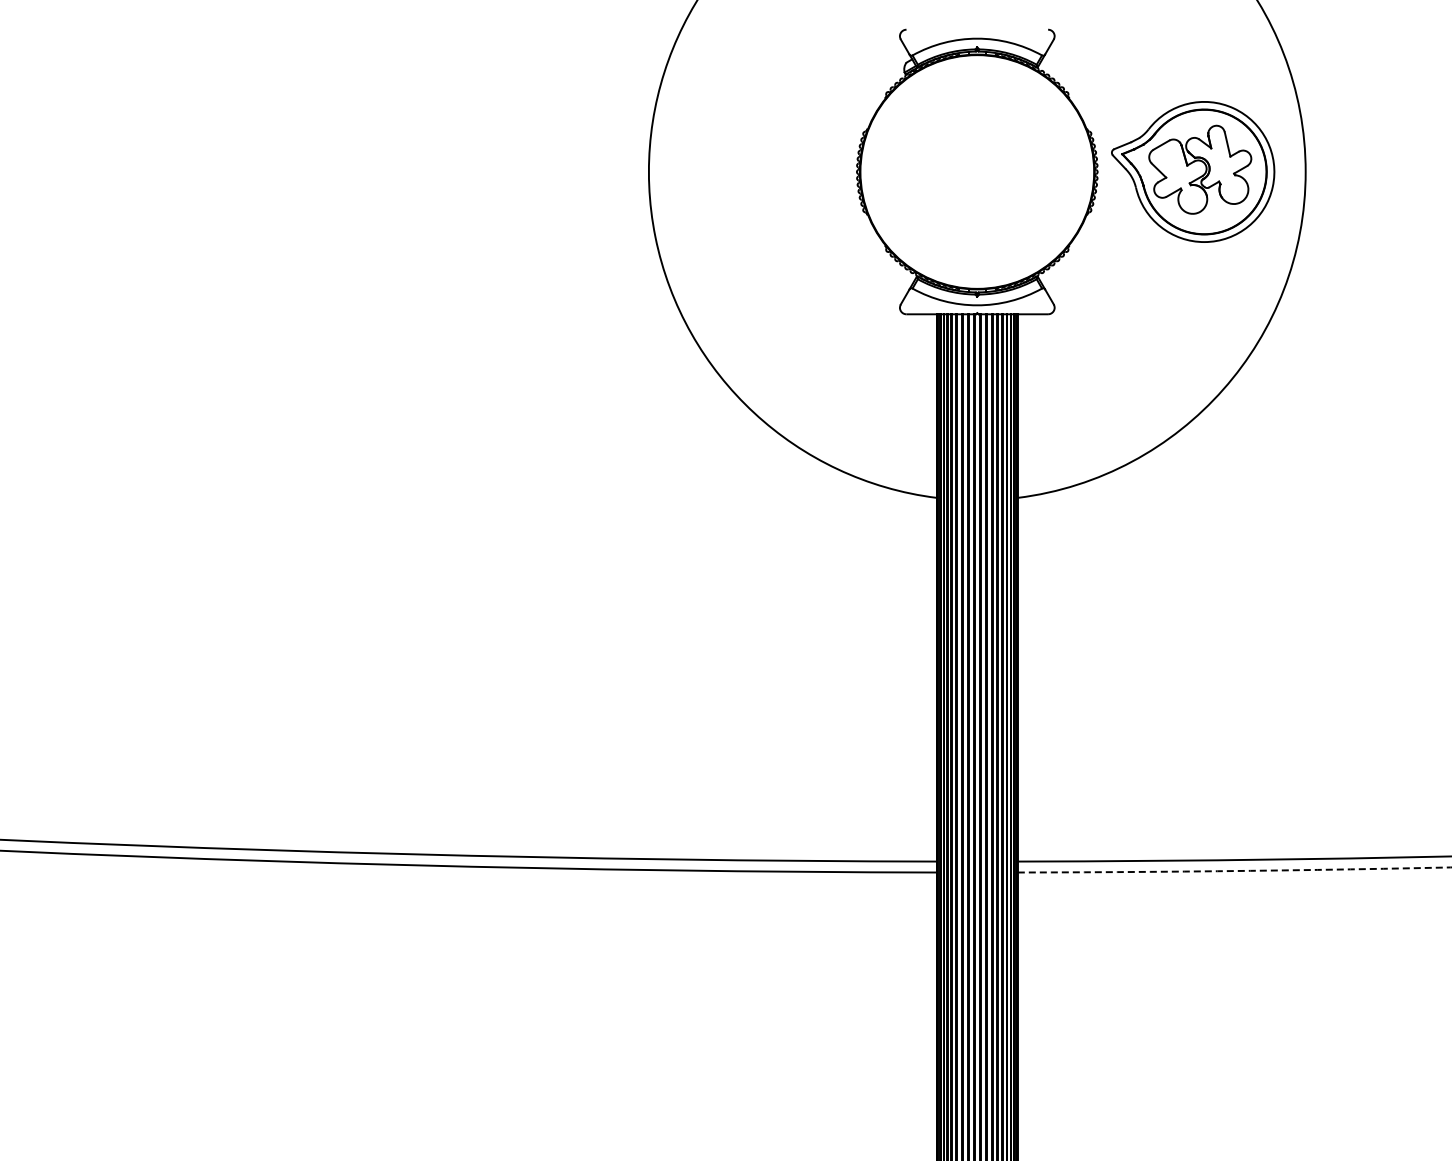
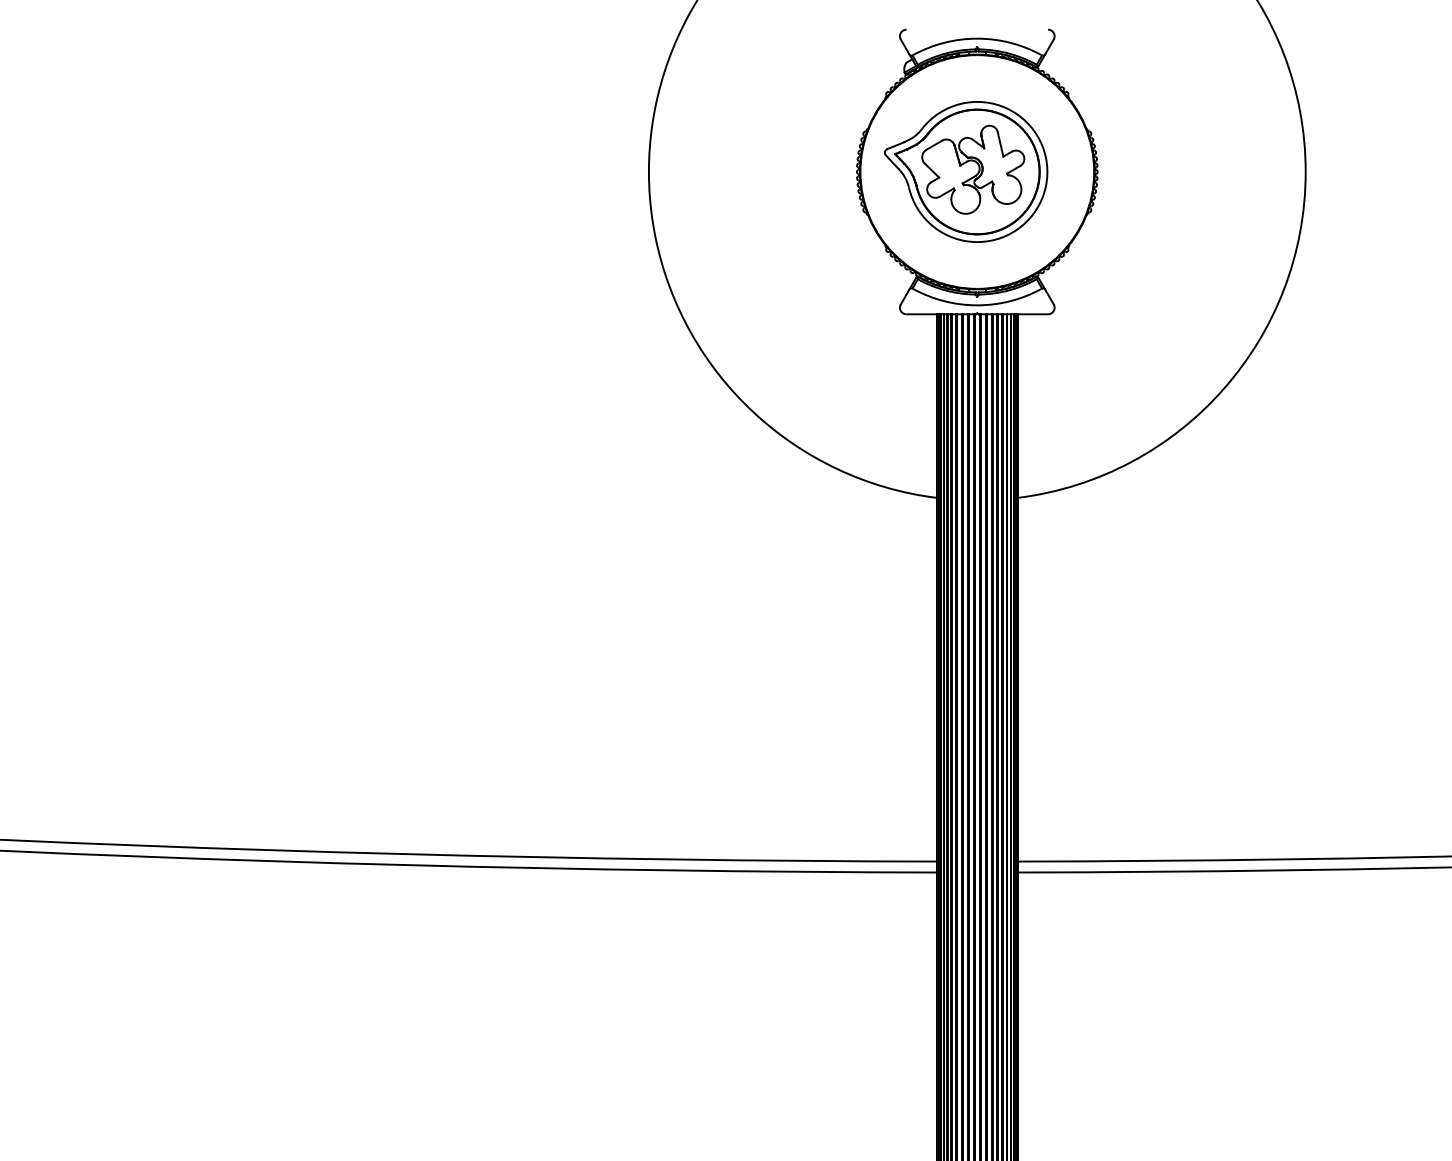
part position: (1193, 171) -> (966, 171) (966, 171)
arc: dashed -> solid (1235, 870)
